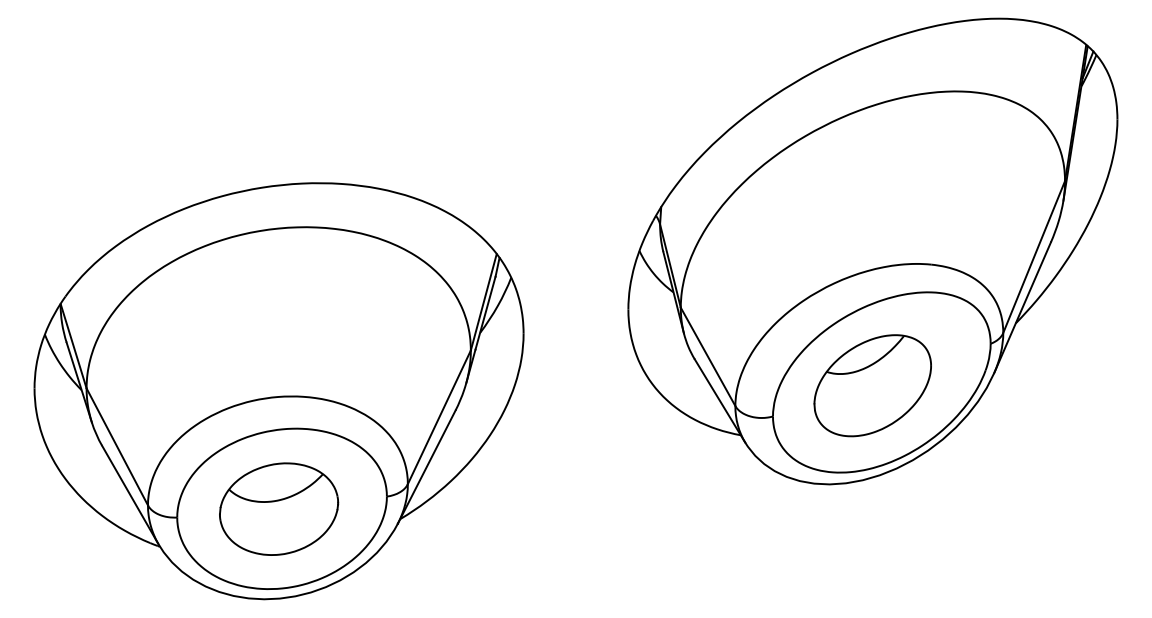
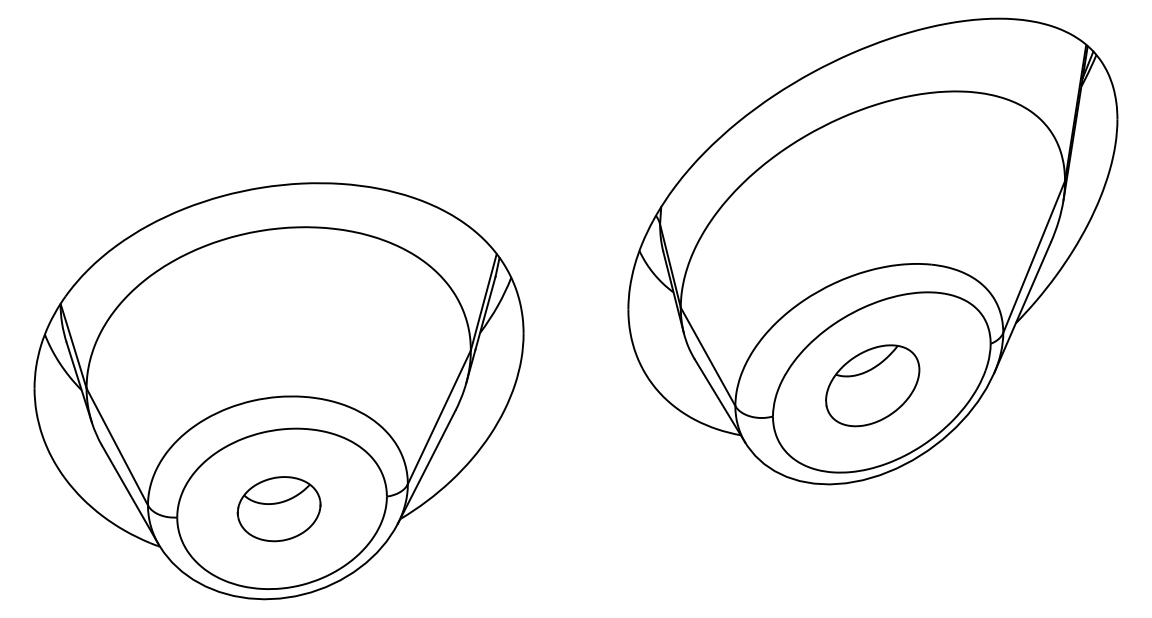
part size: 119x104 px -> 96x84 px (872, 385)
part size: 121x94 px -> 86x67 px (278, 509)
